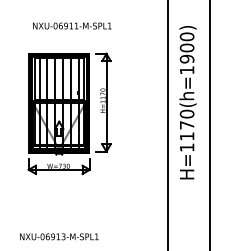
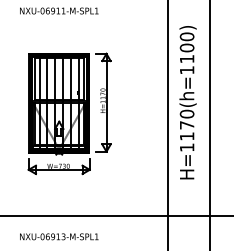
text position: (72, 25) -> (59, 10) (59, 10)
text: H=1170(h=1900) -> H=1170(h=1100) (186, 58)
line: none -> present (116, 215)
